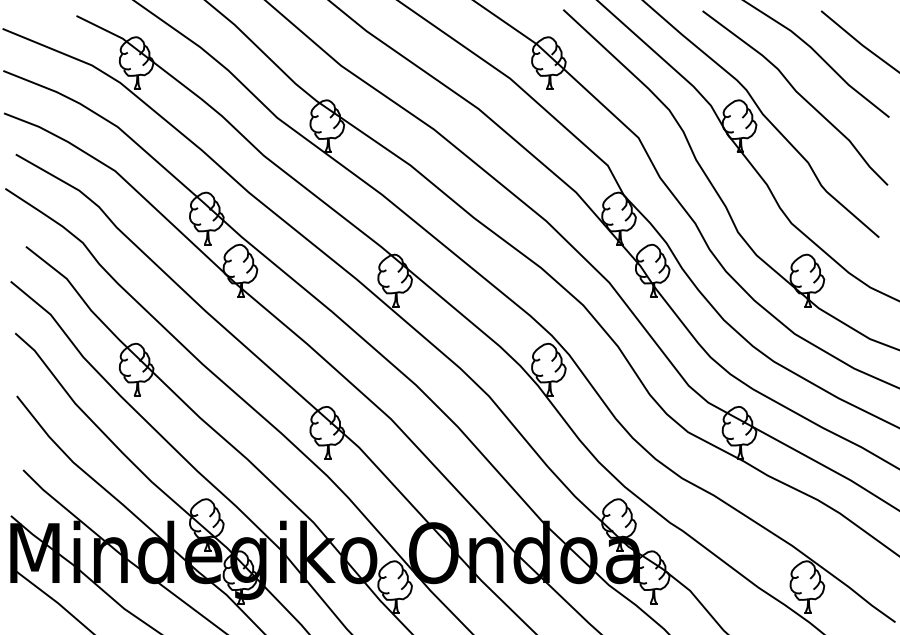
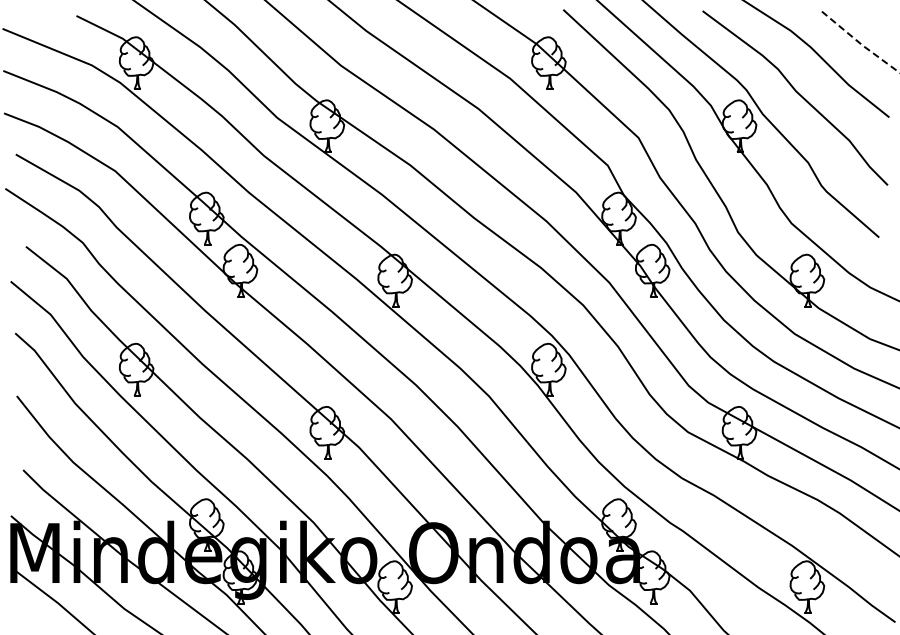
line: solid -> dashed (859, 42)
